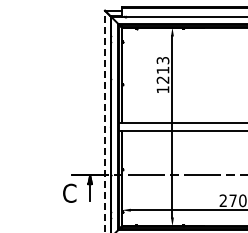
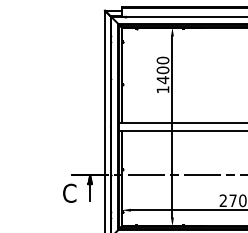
text: 1213 -> 1400 (162, 70)
line: dashed -> solid (104, 121)
